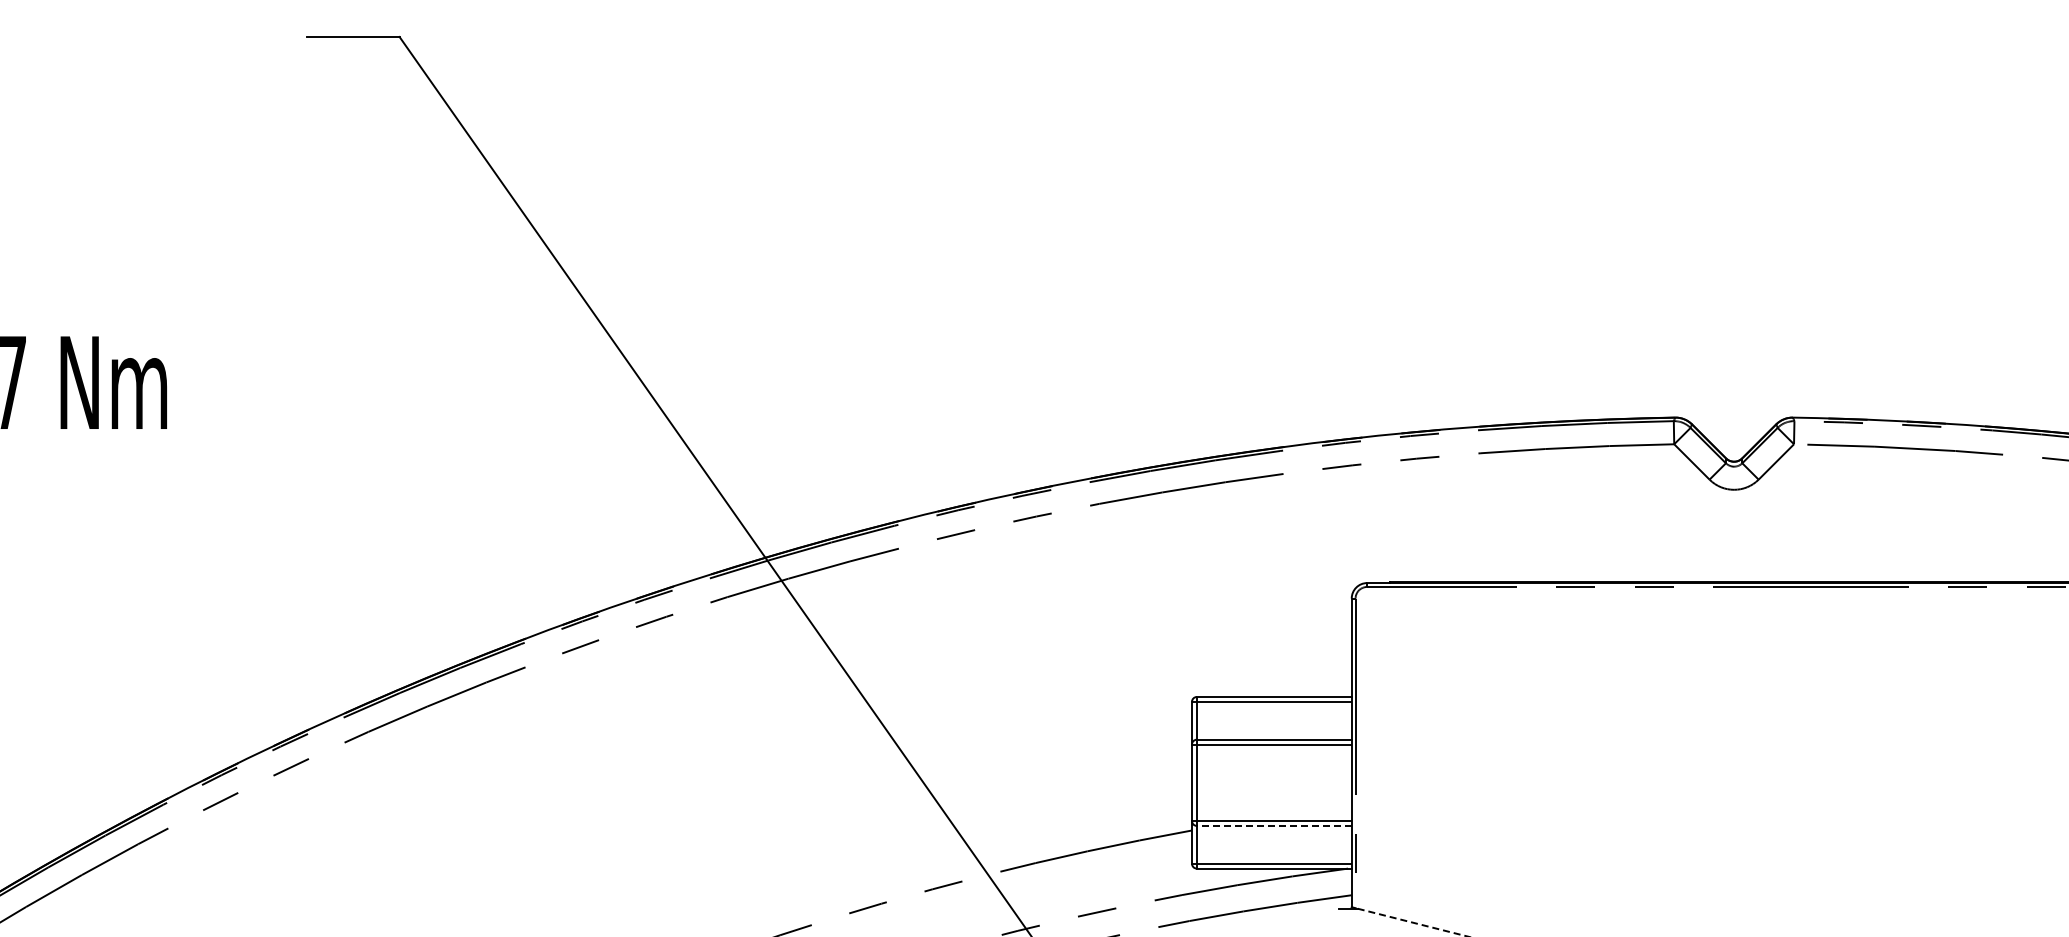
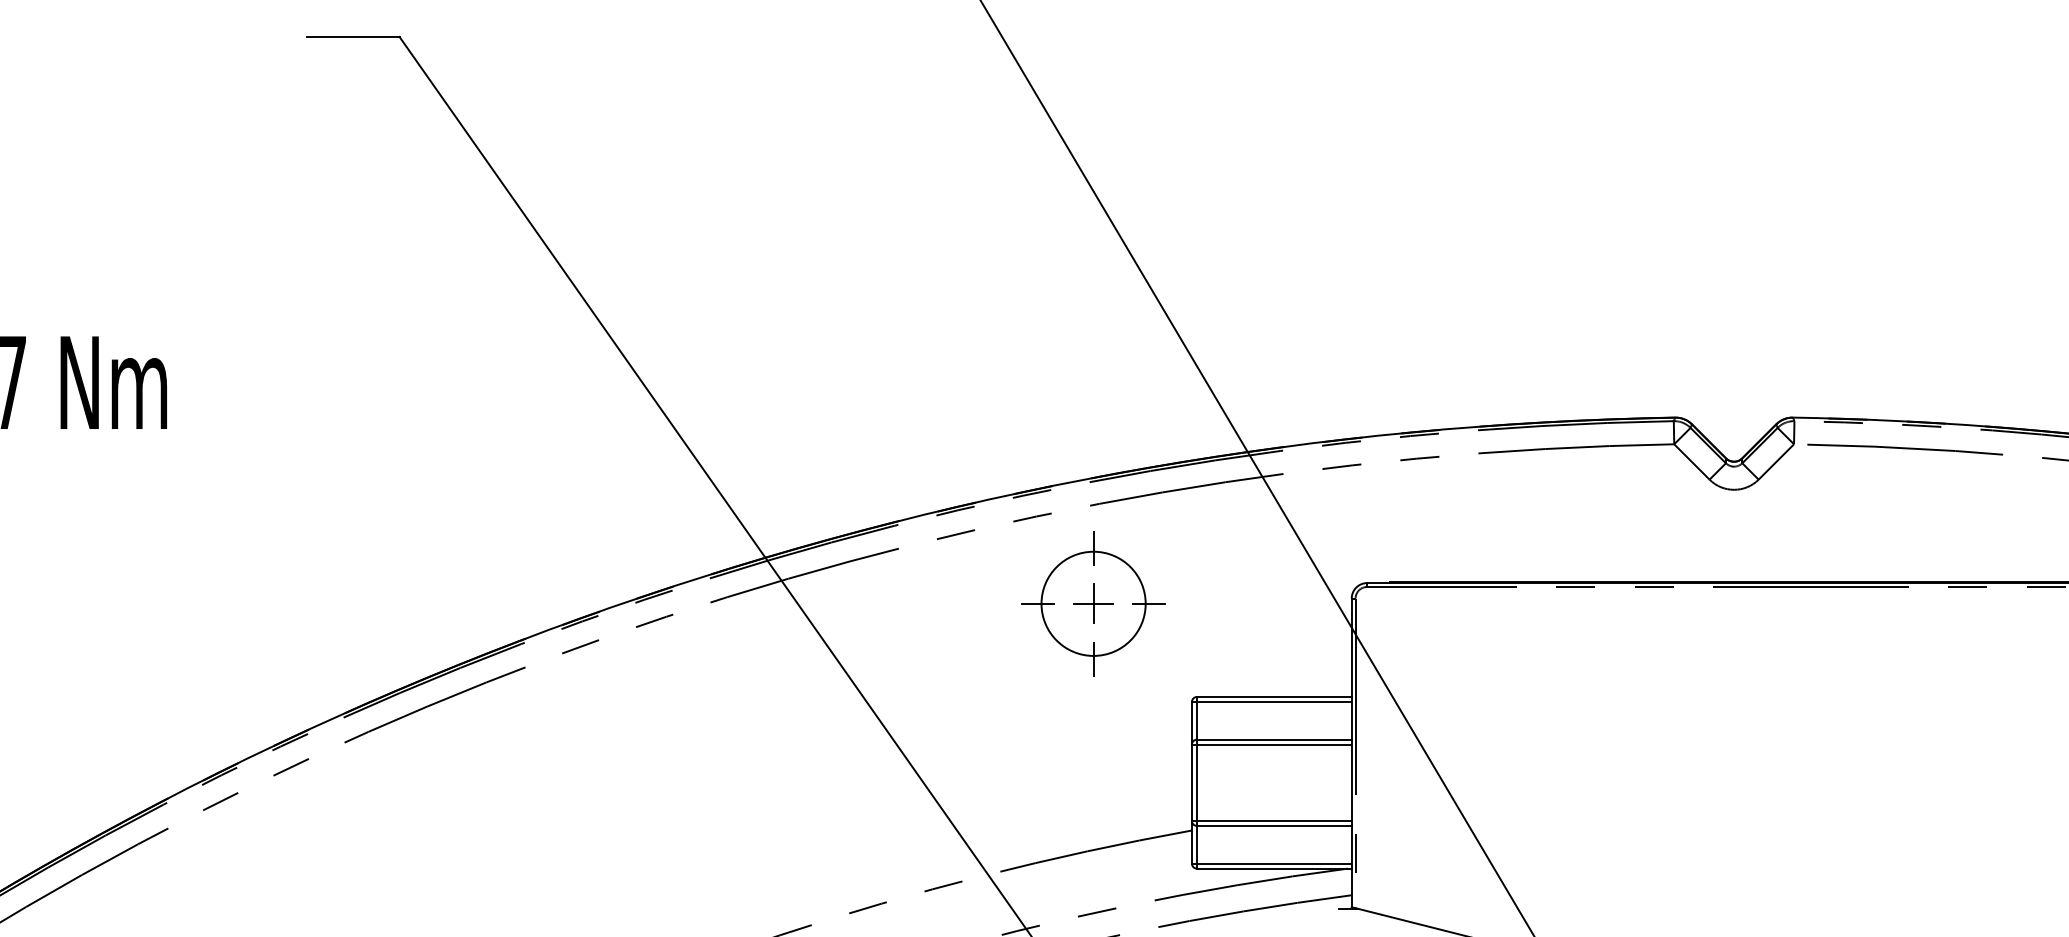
line: none -> present (1256, 467)
part: none -> present (1093, 603)
line: dashed -> solid (1273, 825)
line: dashed -> solid (1411, 922)
